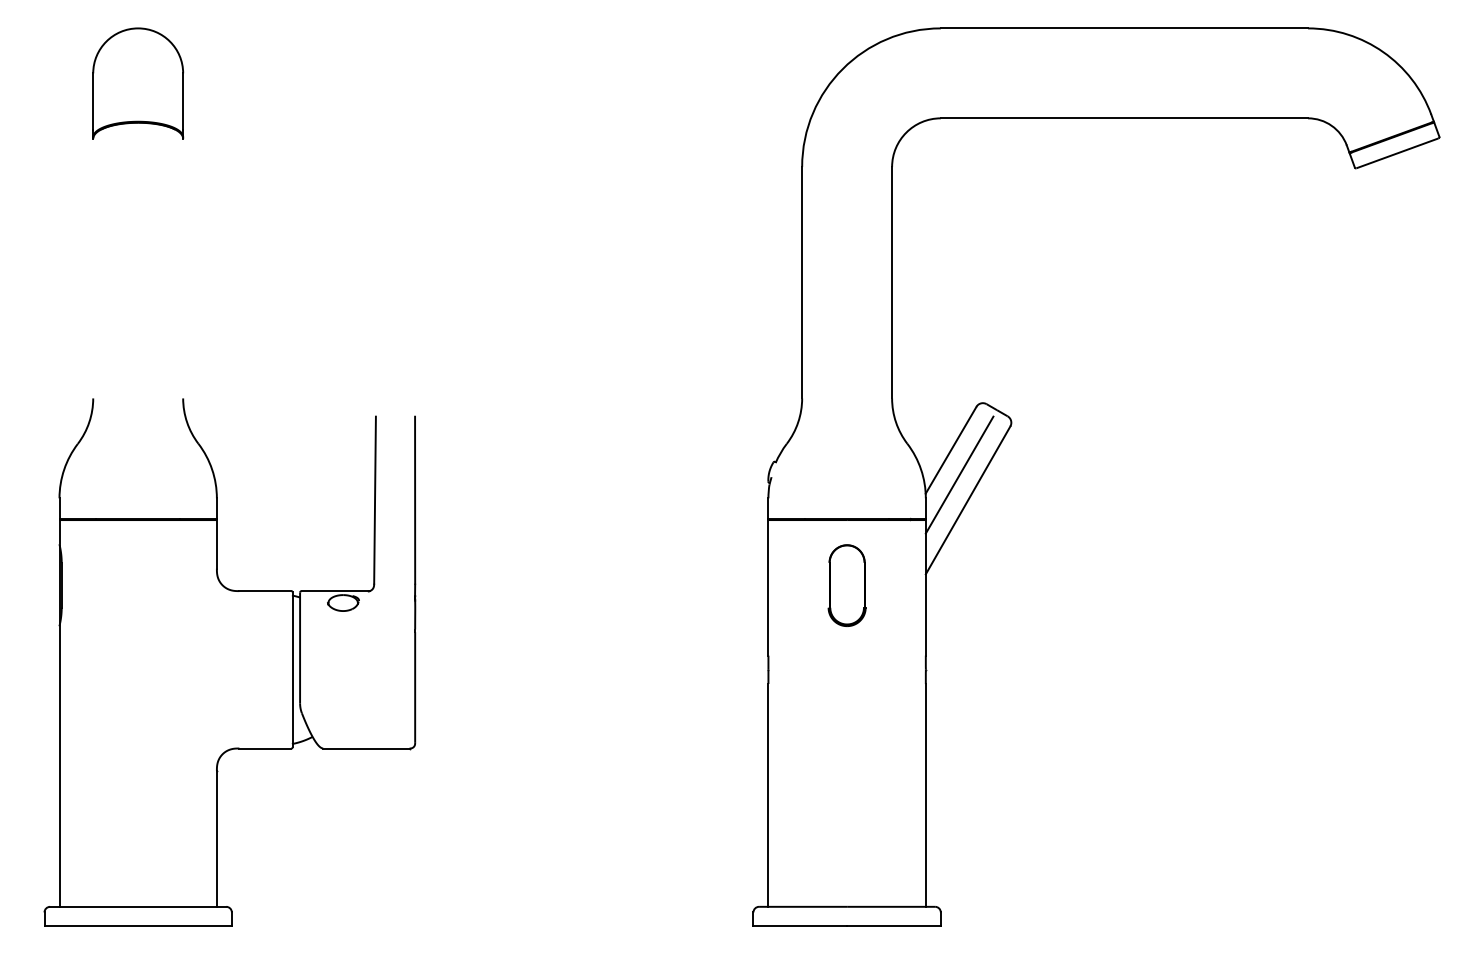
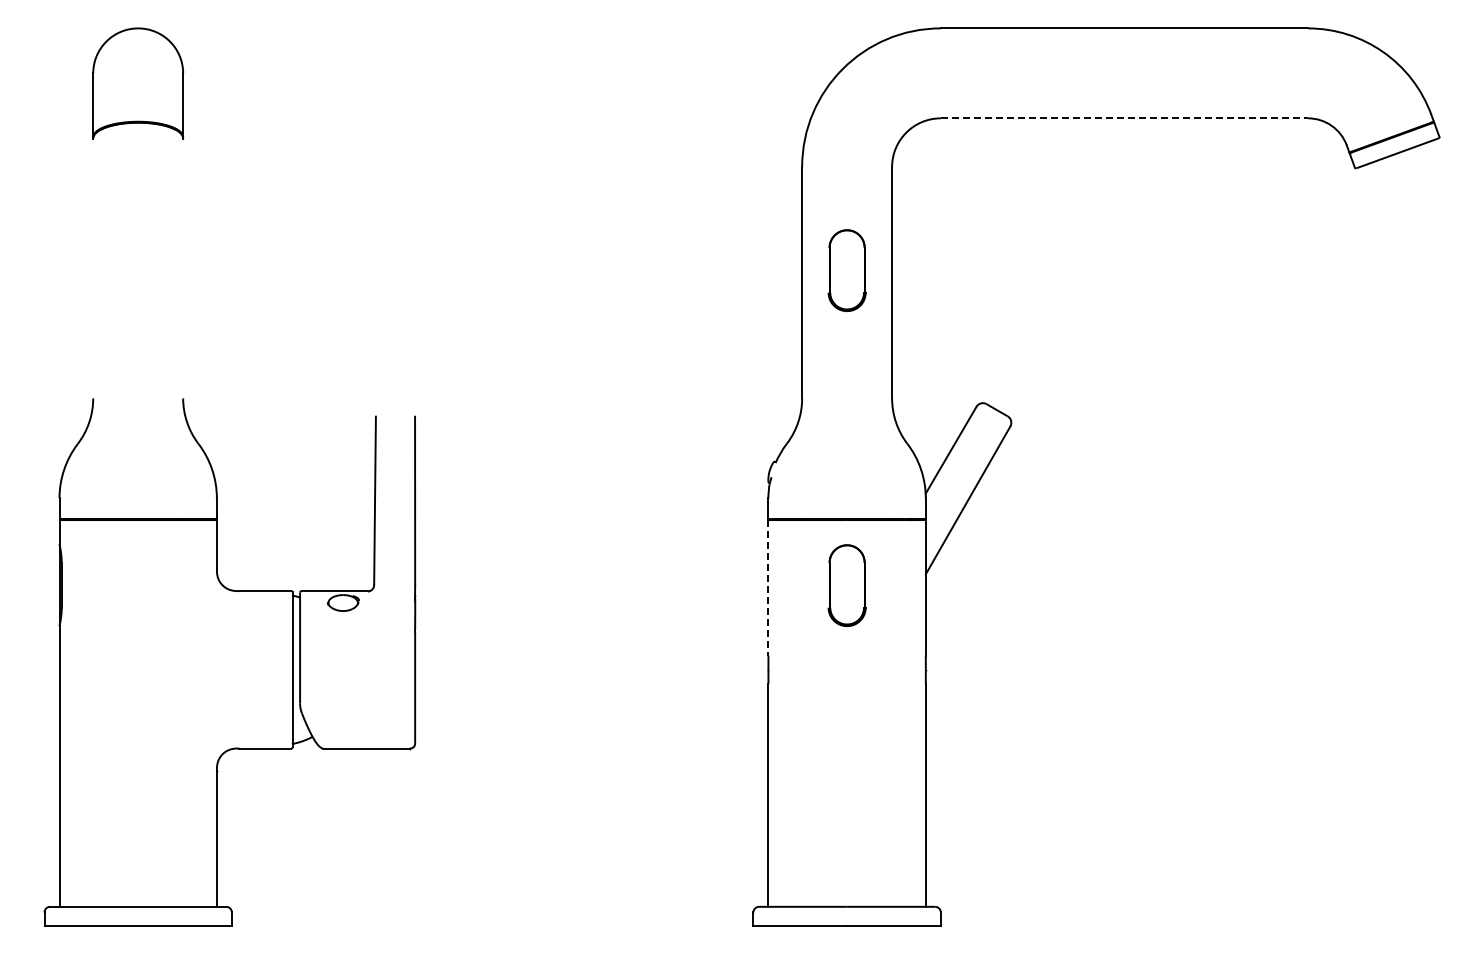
line: solid -> dashed (1124, 118)
part: none -> present (846, 270)
line: present -> none (959, 474)
line: solid -> dashed (768, 587)
